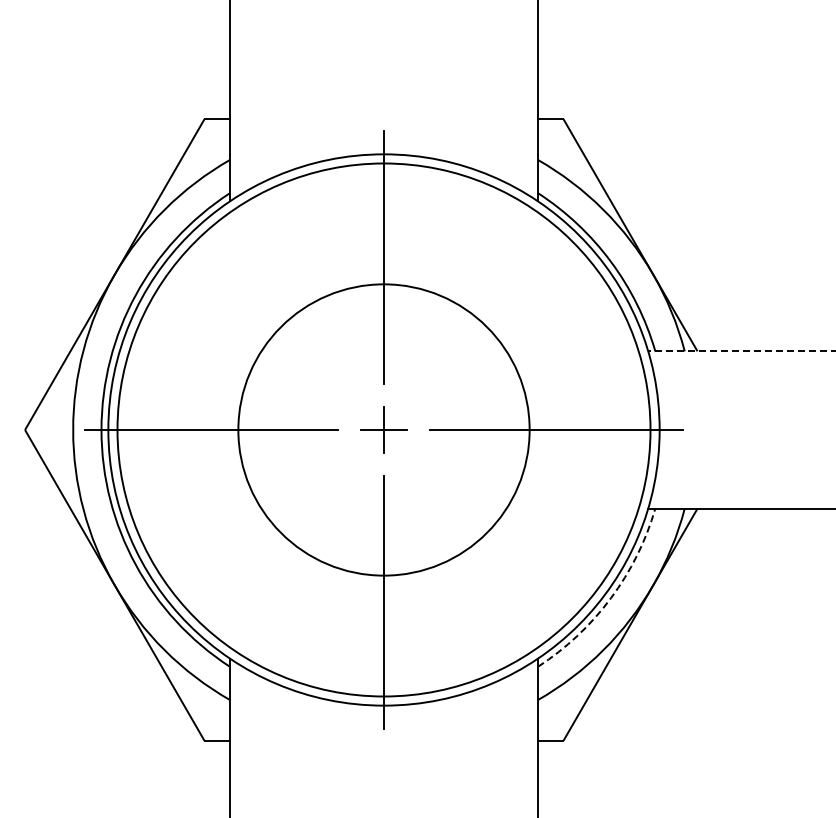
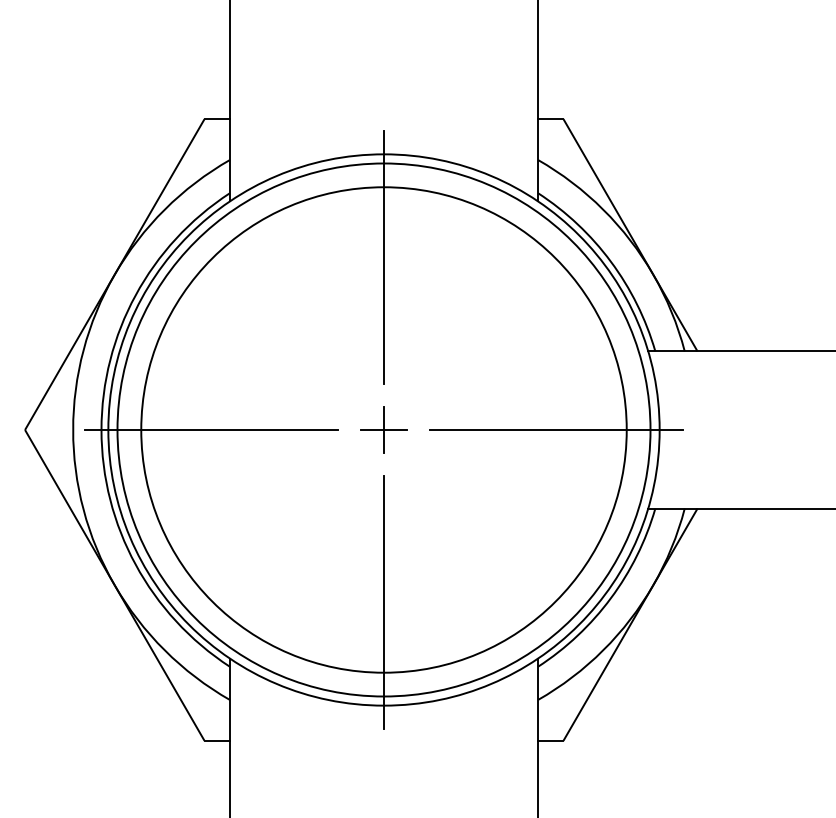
line: dashed -> solid (742, 351)
circle diameter: 291 px -> 485 px (383, 429)
arc: dashed -> solid (610, 598)
